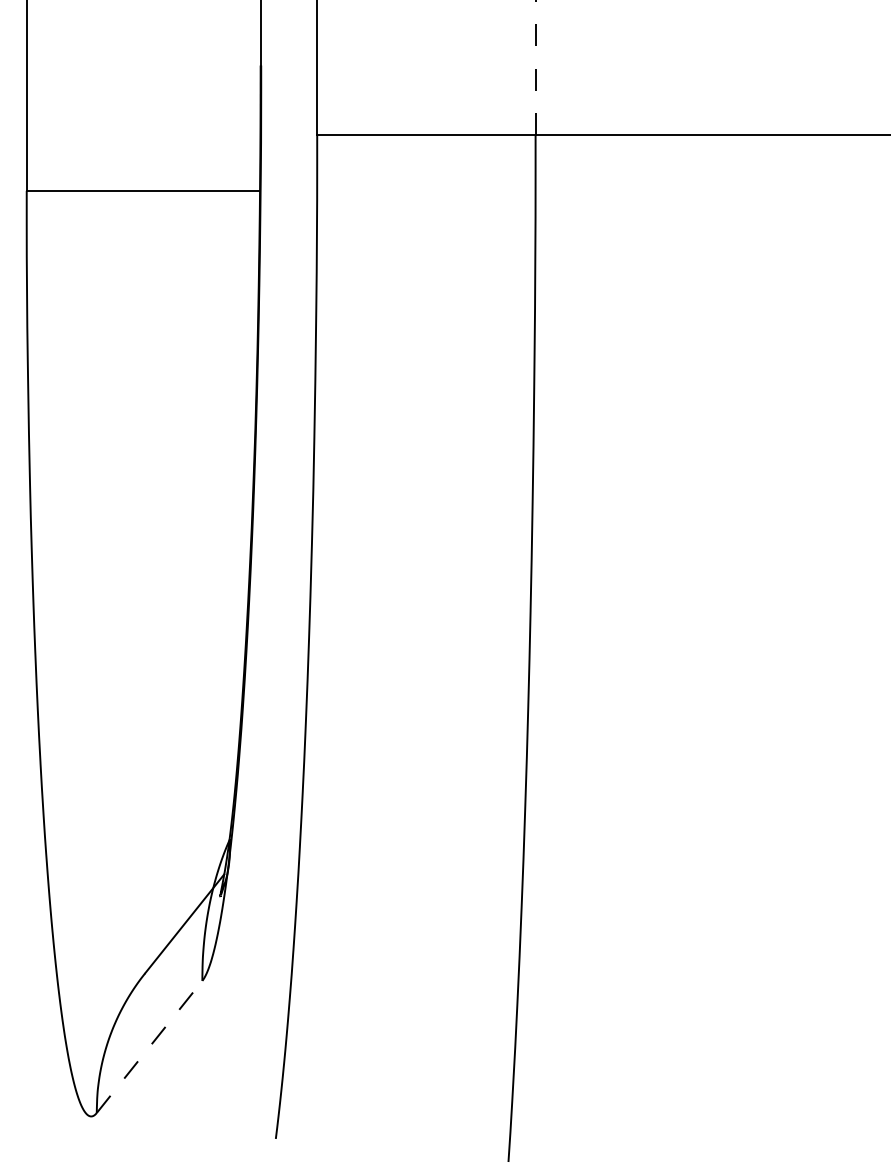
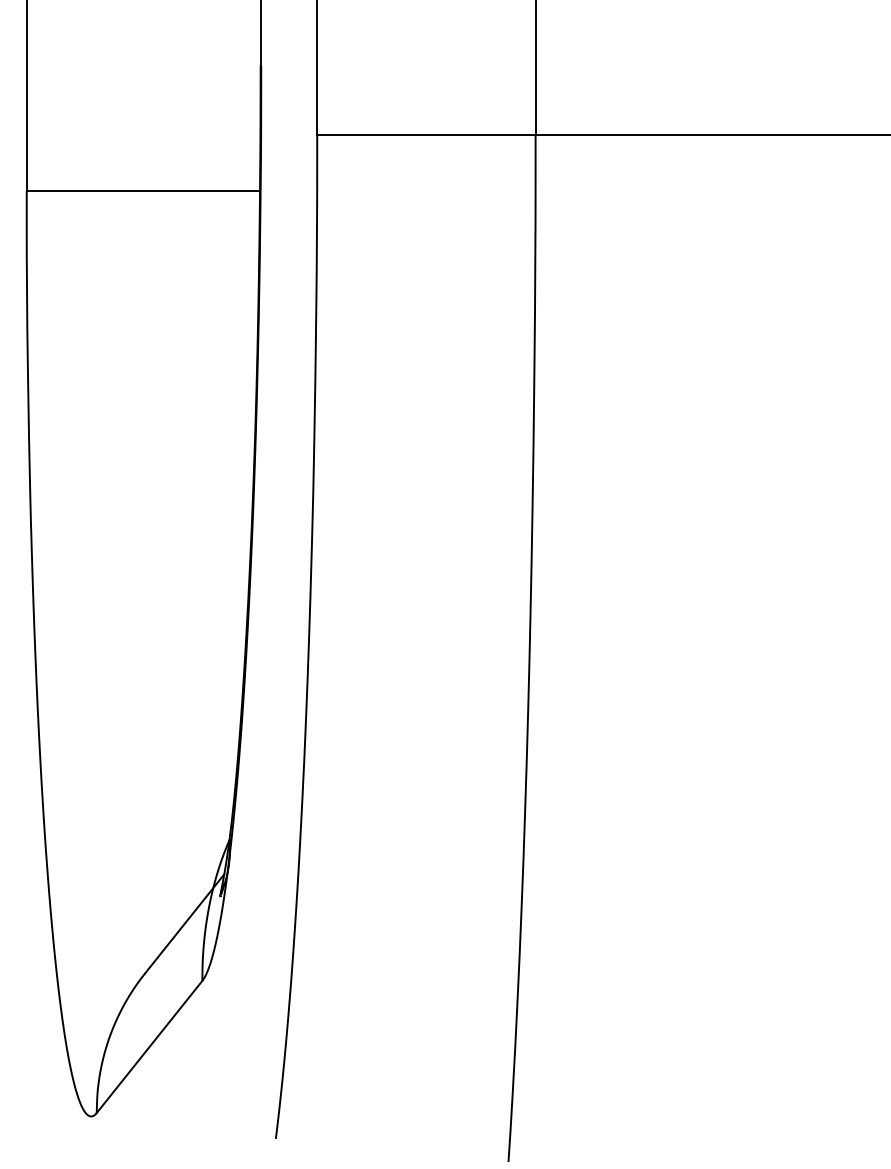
line: dashed -> solid (535, 67)
line: dashed -> solid (149, 1046)
